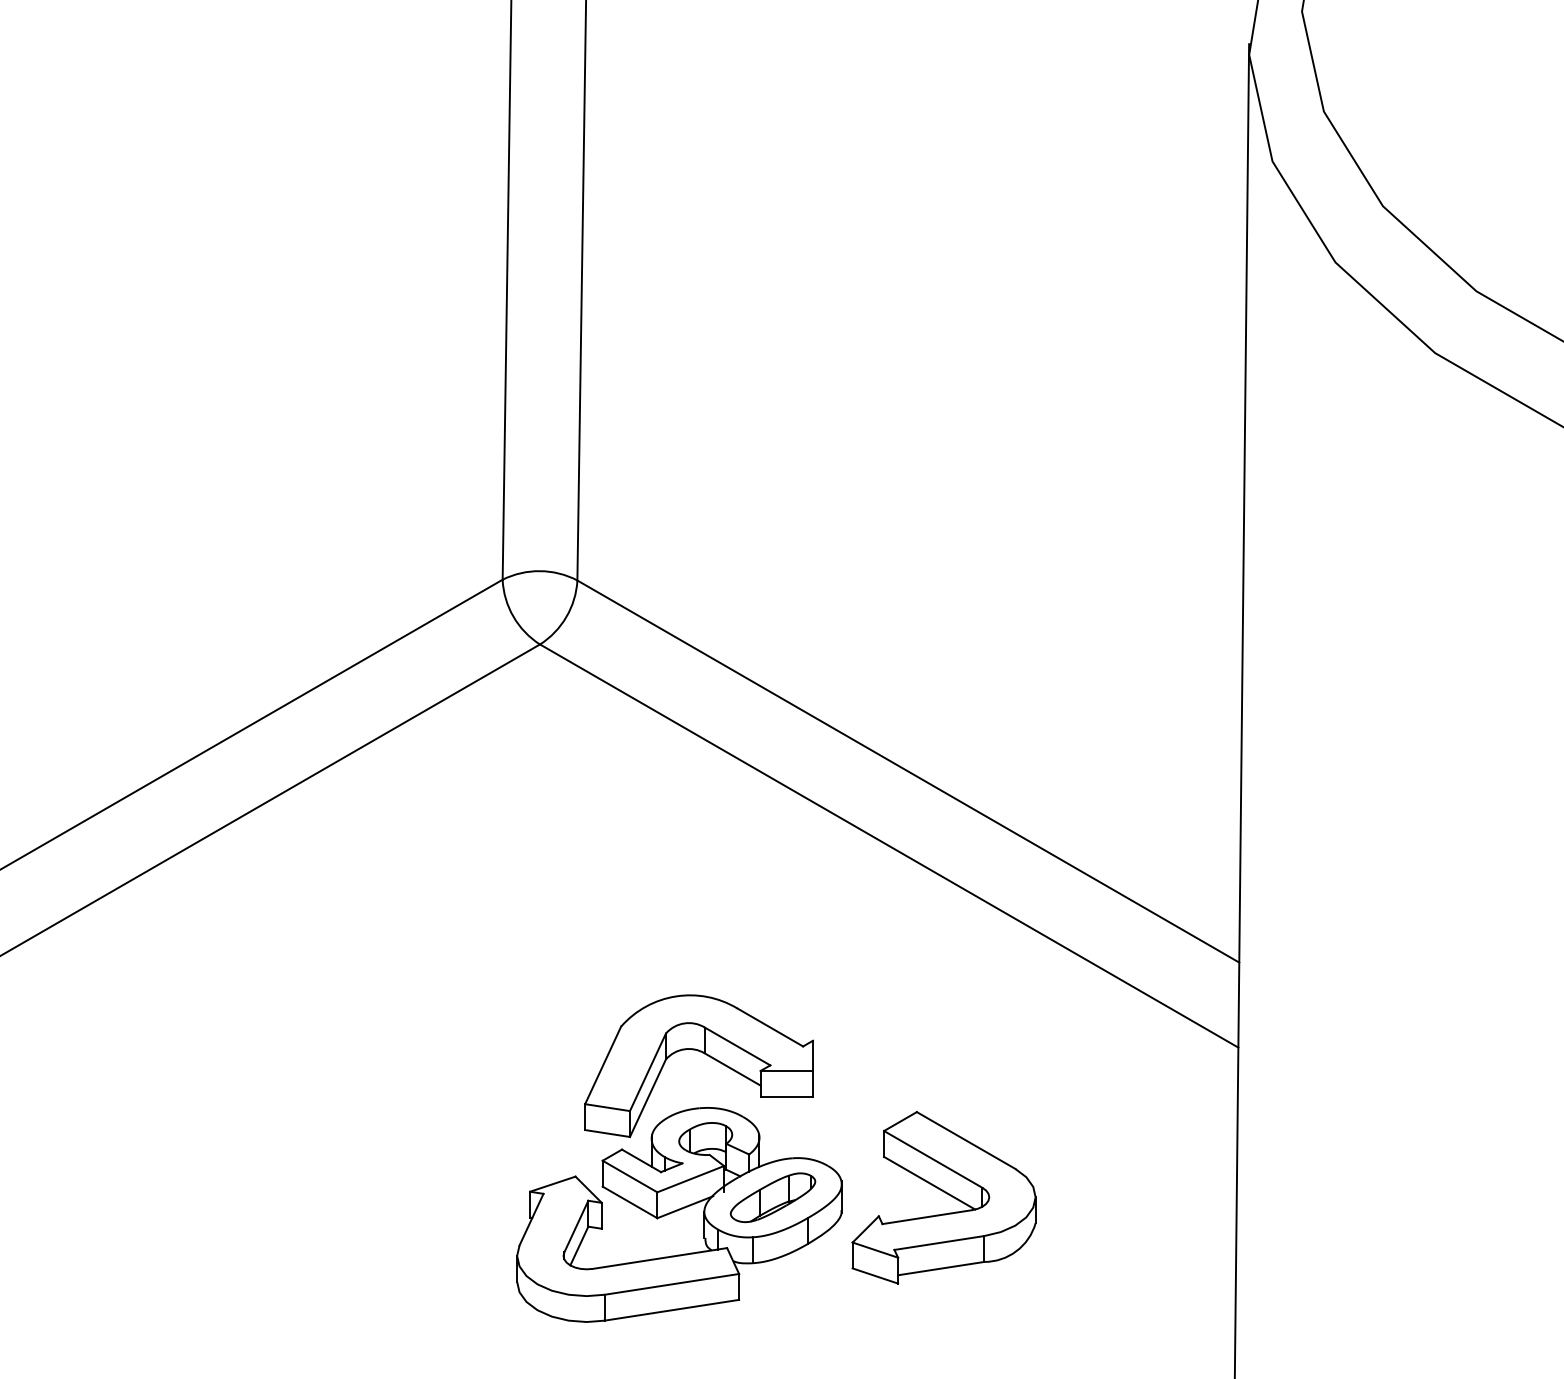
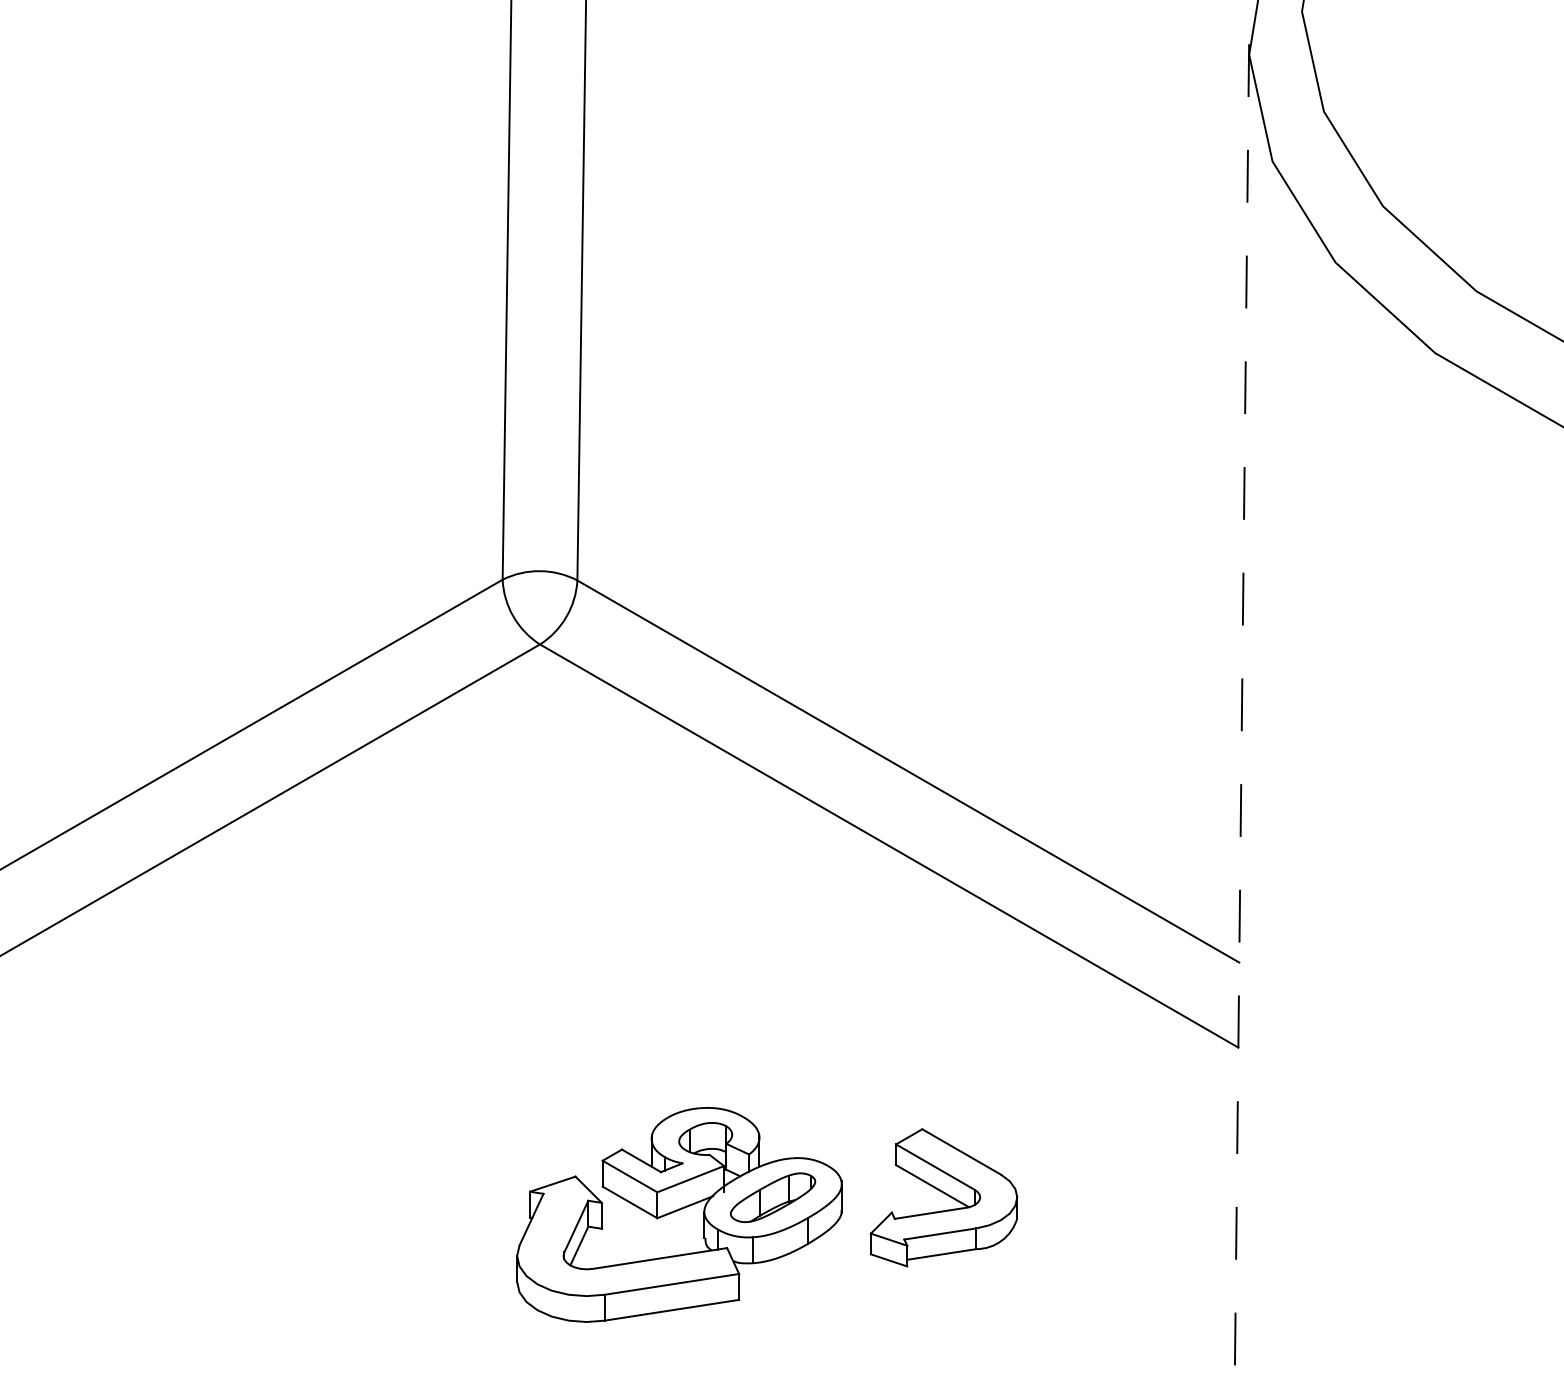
line: solid -> dashed (1241, 712)
part: present -> none (704, 1054)
part size: 186x174 px -> 150x140 px (943, 1197)
